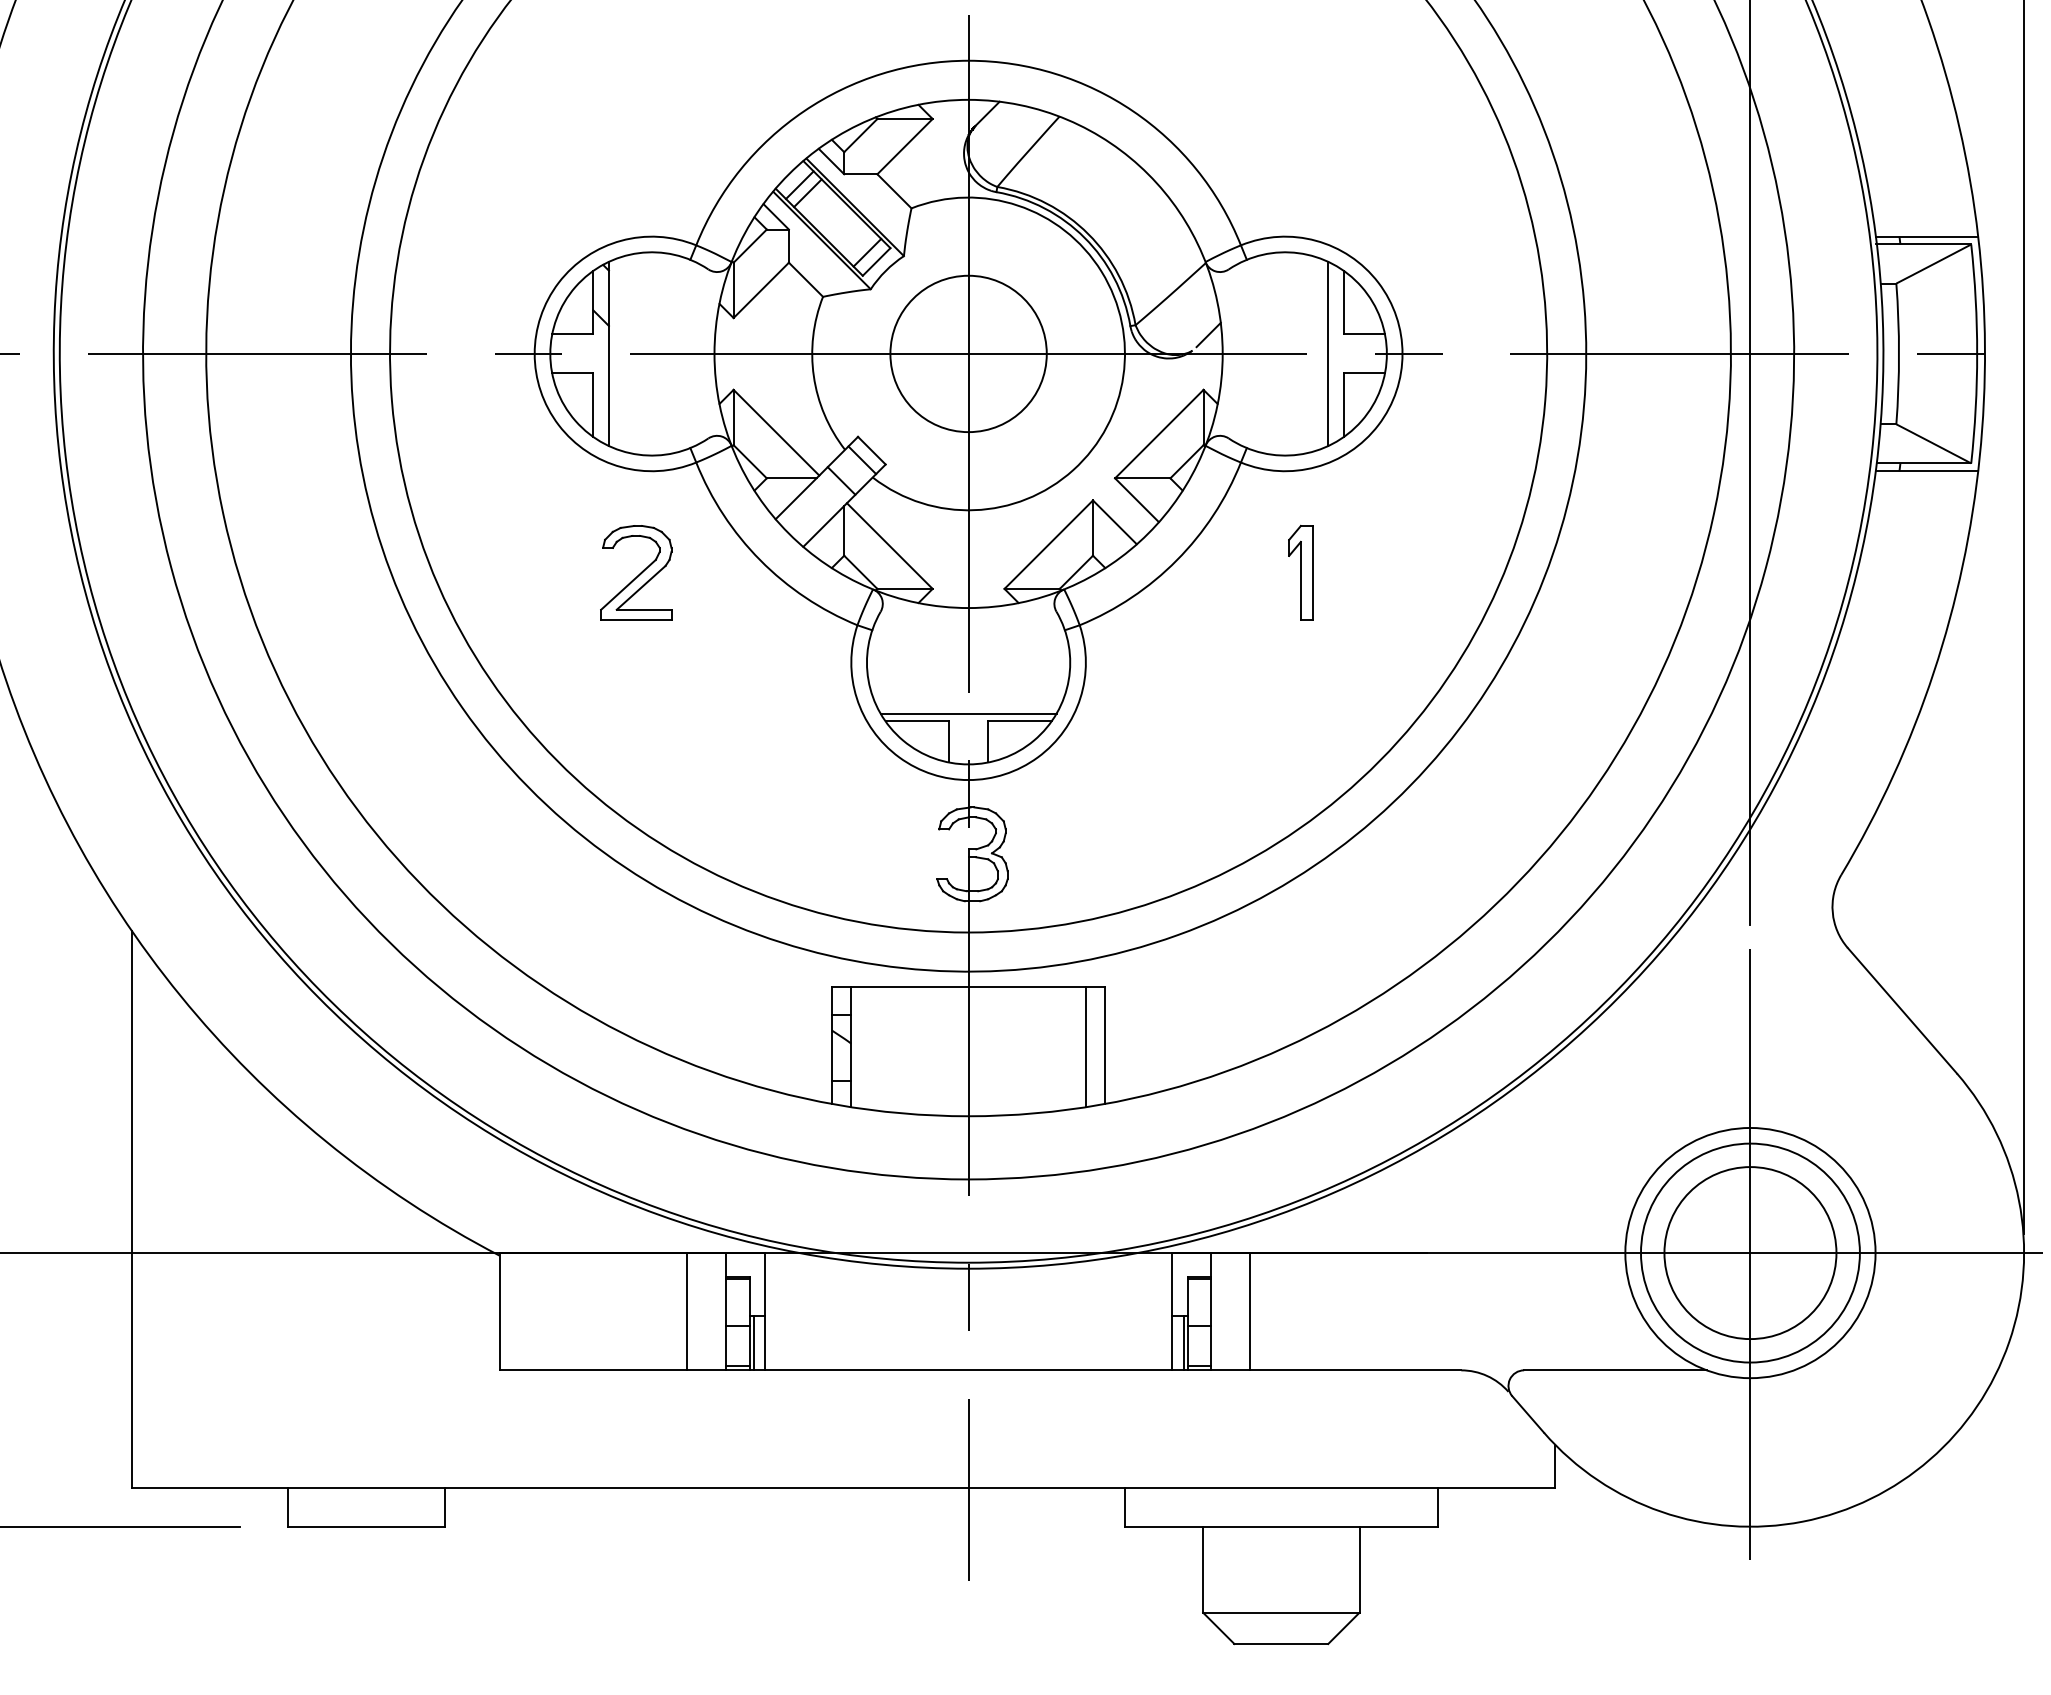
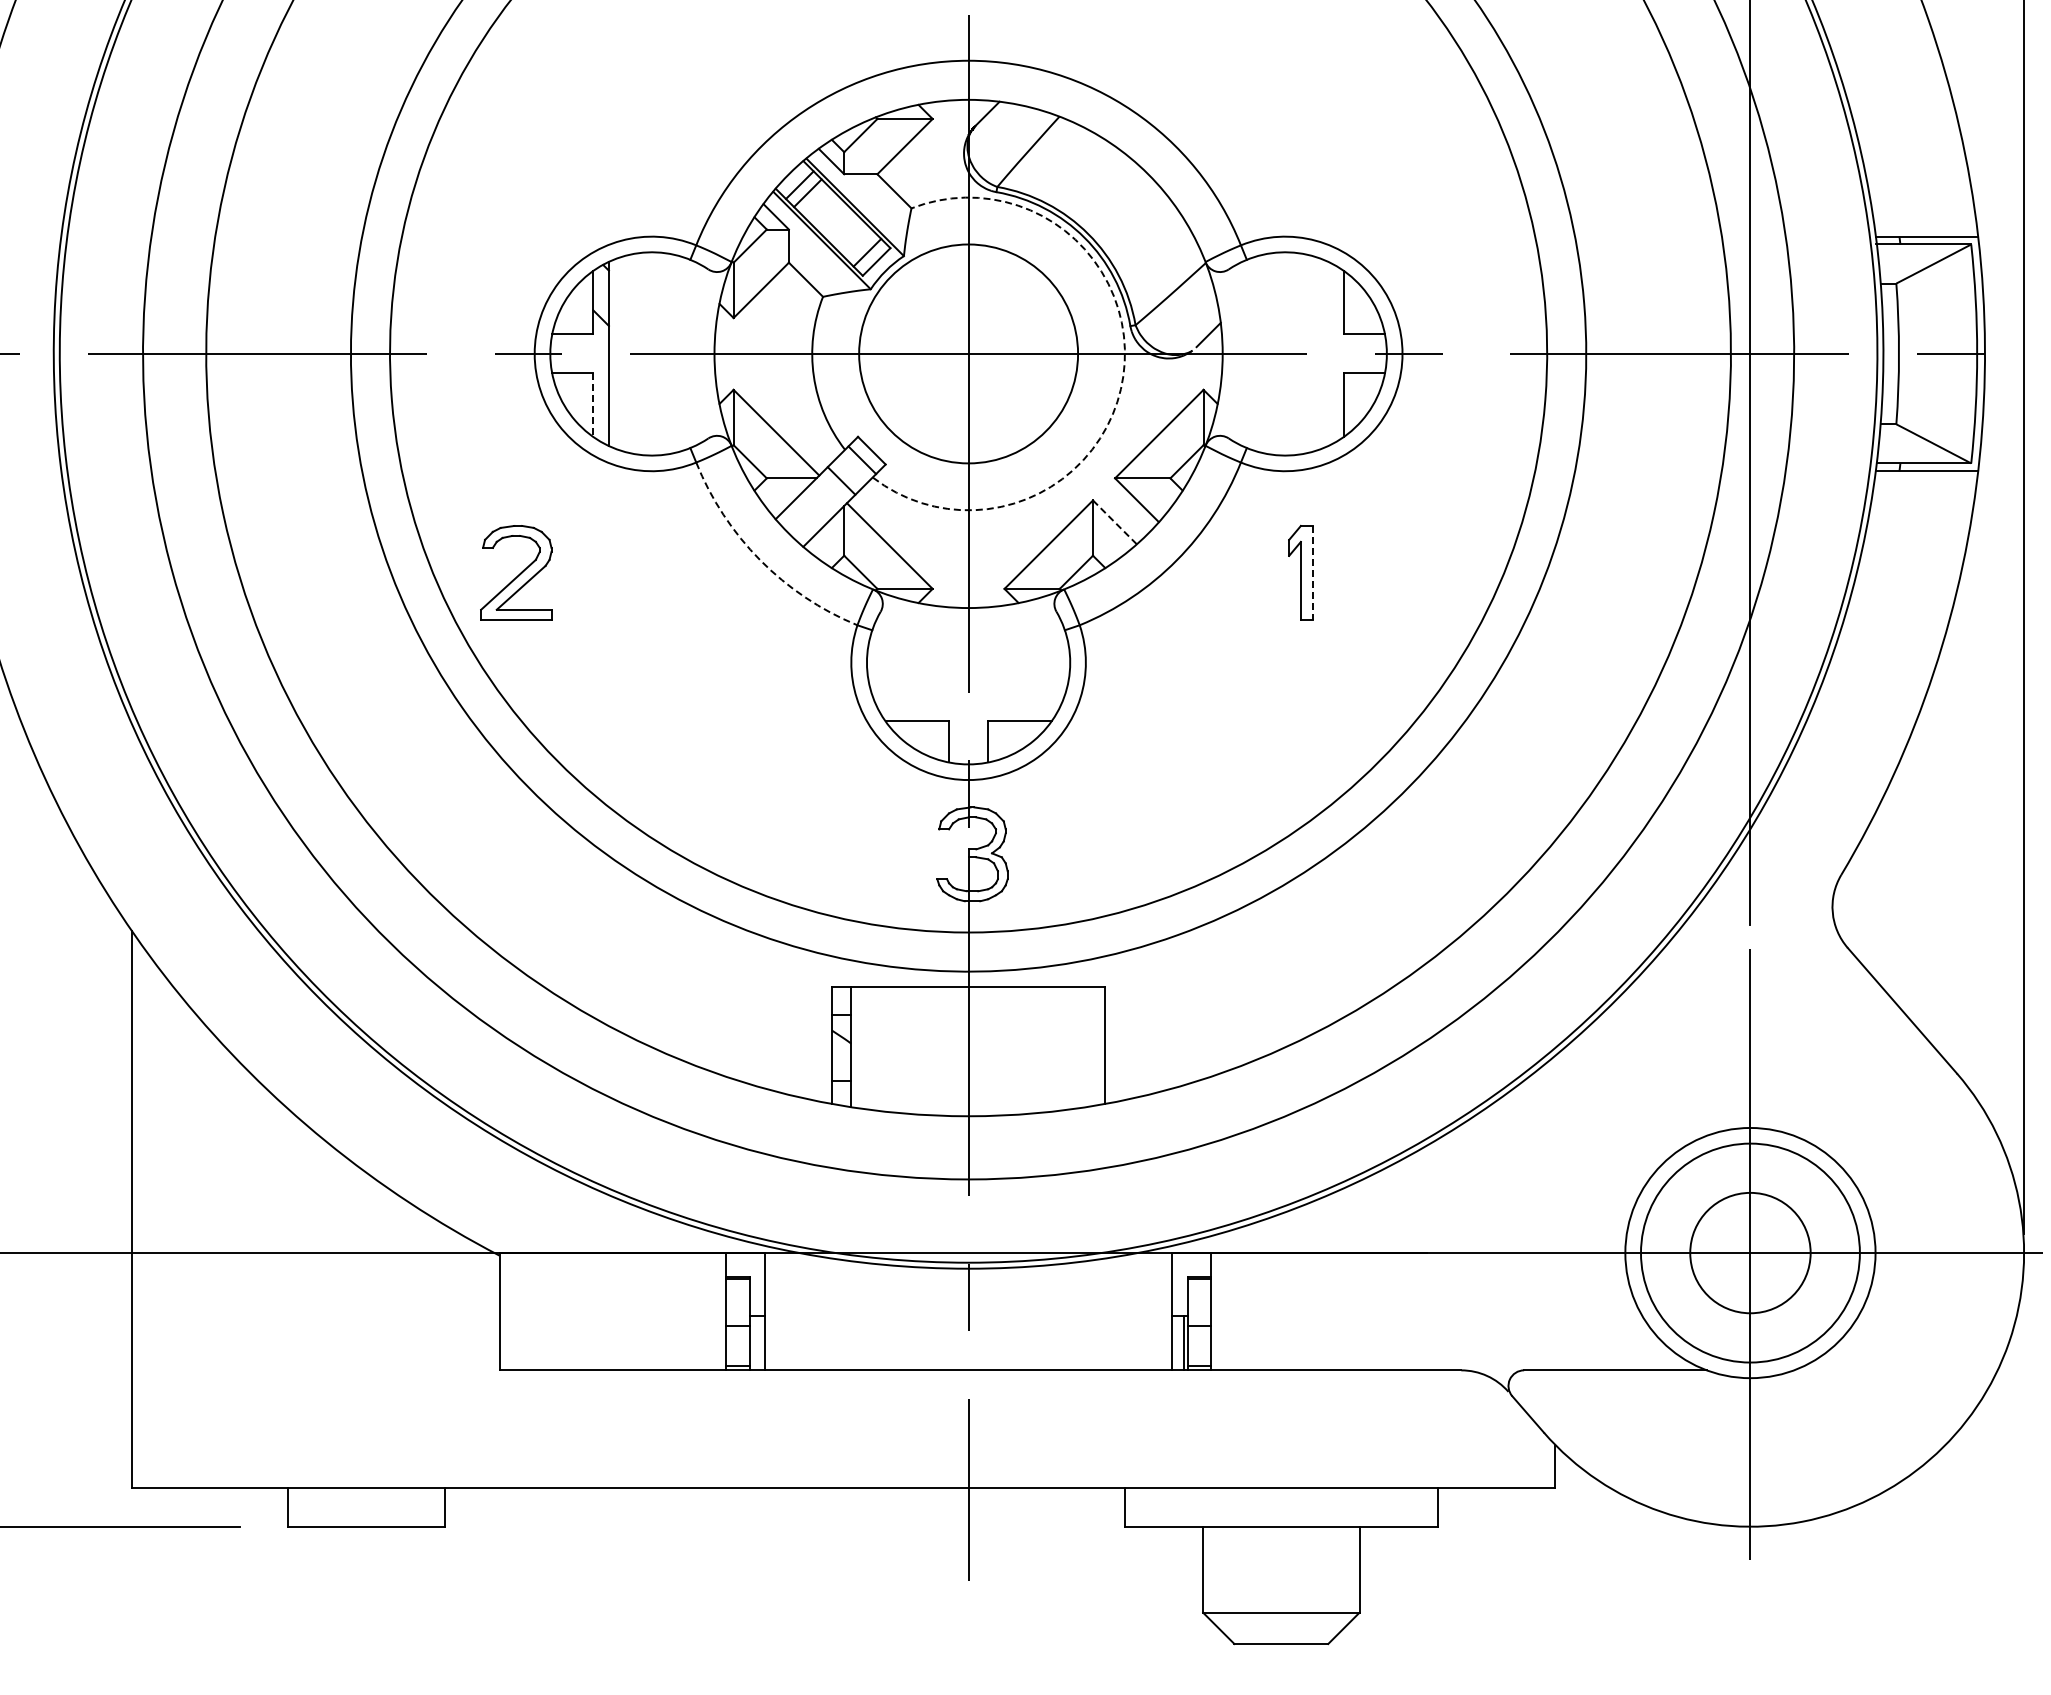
circle diameter: 156 px -> 219 px (968, 353)
line: present -> none (1328, 353)
arc: solid -> dashed (1123, 376)
line: solid -> dashed (593, 405)
line: solid -> dashed (1114, 522)
arc: solid -> dashed (760, 560)
part position: (636, 572) -> (516, 572) (516, 572)
line: solid -> dashed (1312, 572)
line: present -> none (968, 713)
line: present -> none (1085, 1047)
circle diameter: 172 px -> 120 px (1750, 1252)
line: present -> none (687, 1311)
line: present -> none (1250, 1311)
line: present -> none (753, 1342)
